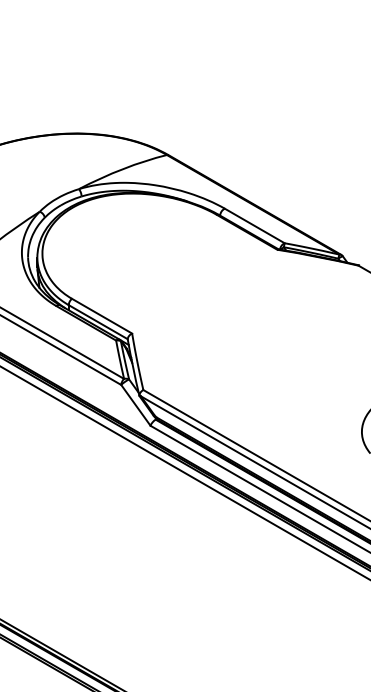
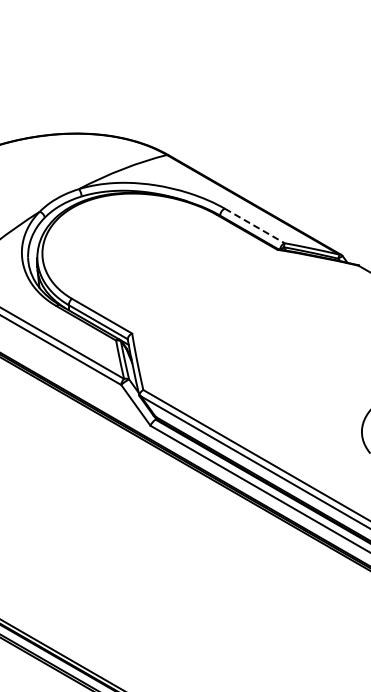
line: solid -> dashed (254, 225)
line: present -> none (184, 472)
